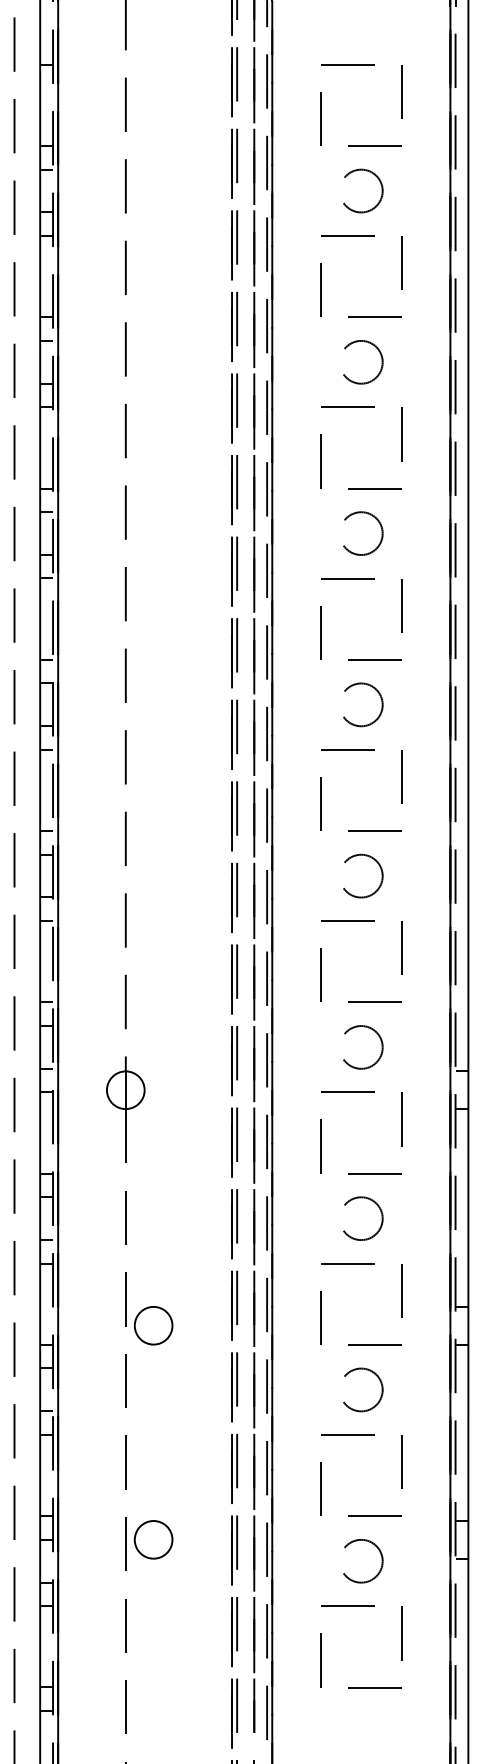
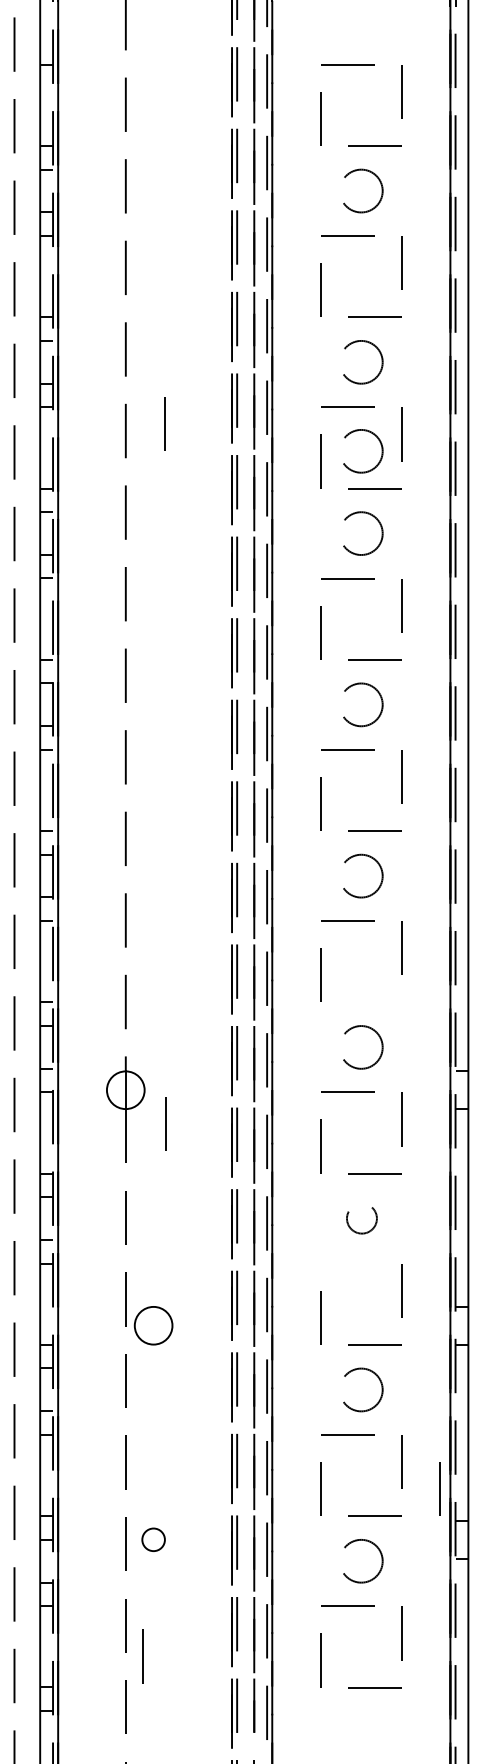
line: none -> present (164, 423)
circle: none -> present (363, 451)
line: present -> none (374, 1001)
line: none -> present (165, 1123)
circle size: 41x45 px -> 32x28 px (361, 1220)
line: present -> none (347, 1263)
line: none -> present (439, 1488)
circle diameter: 38 px -> 23 px (153, 1539)
line: none -> present (142, 1656)
